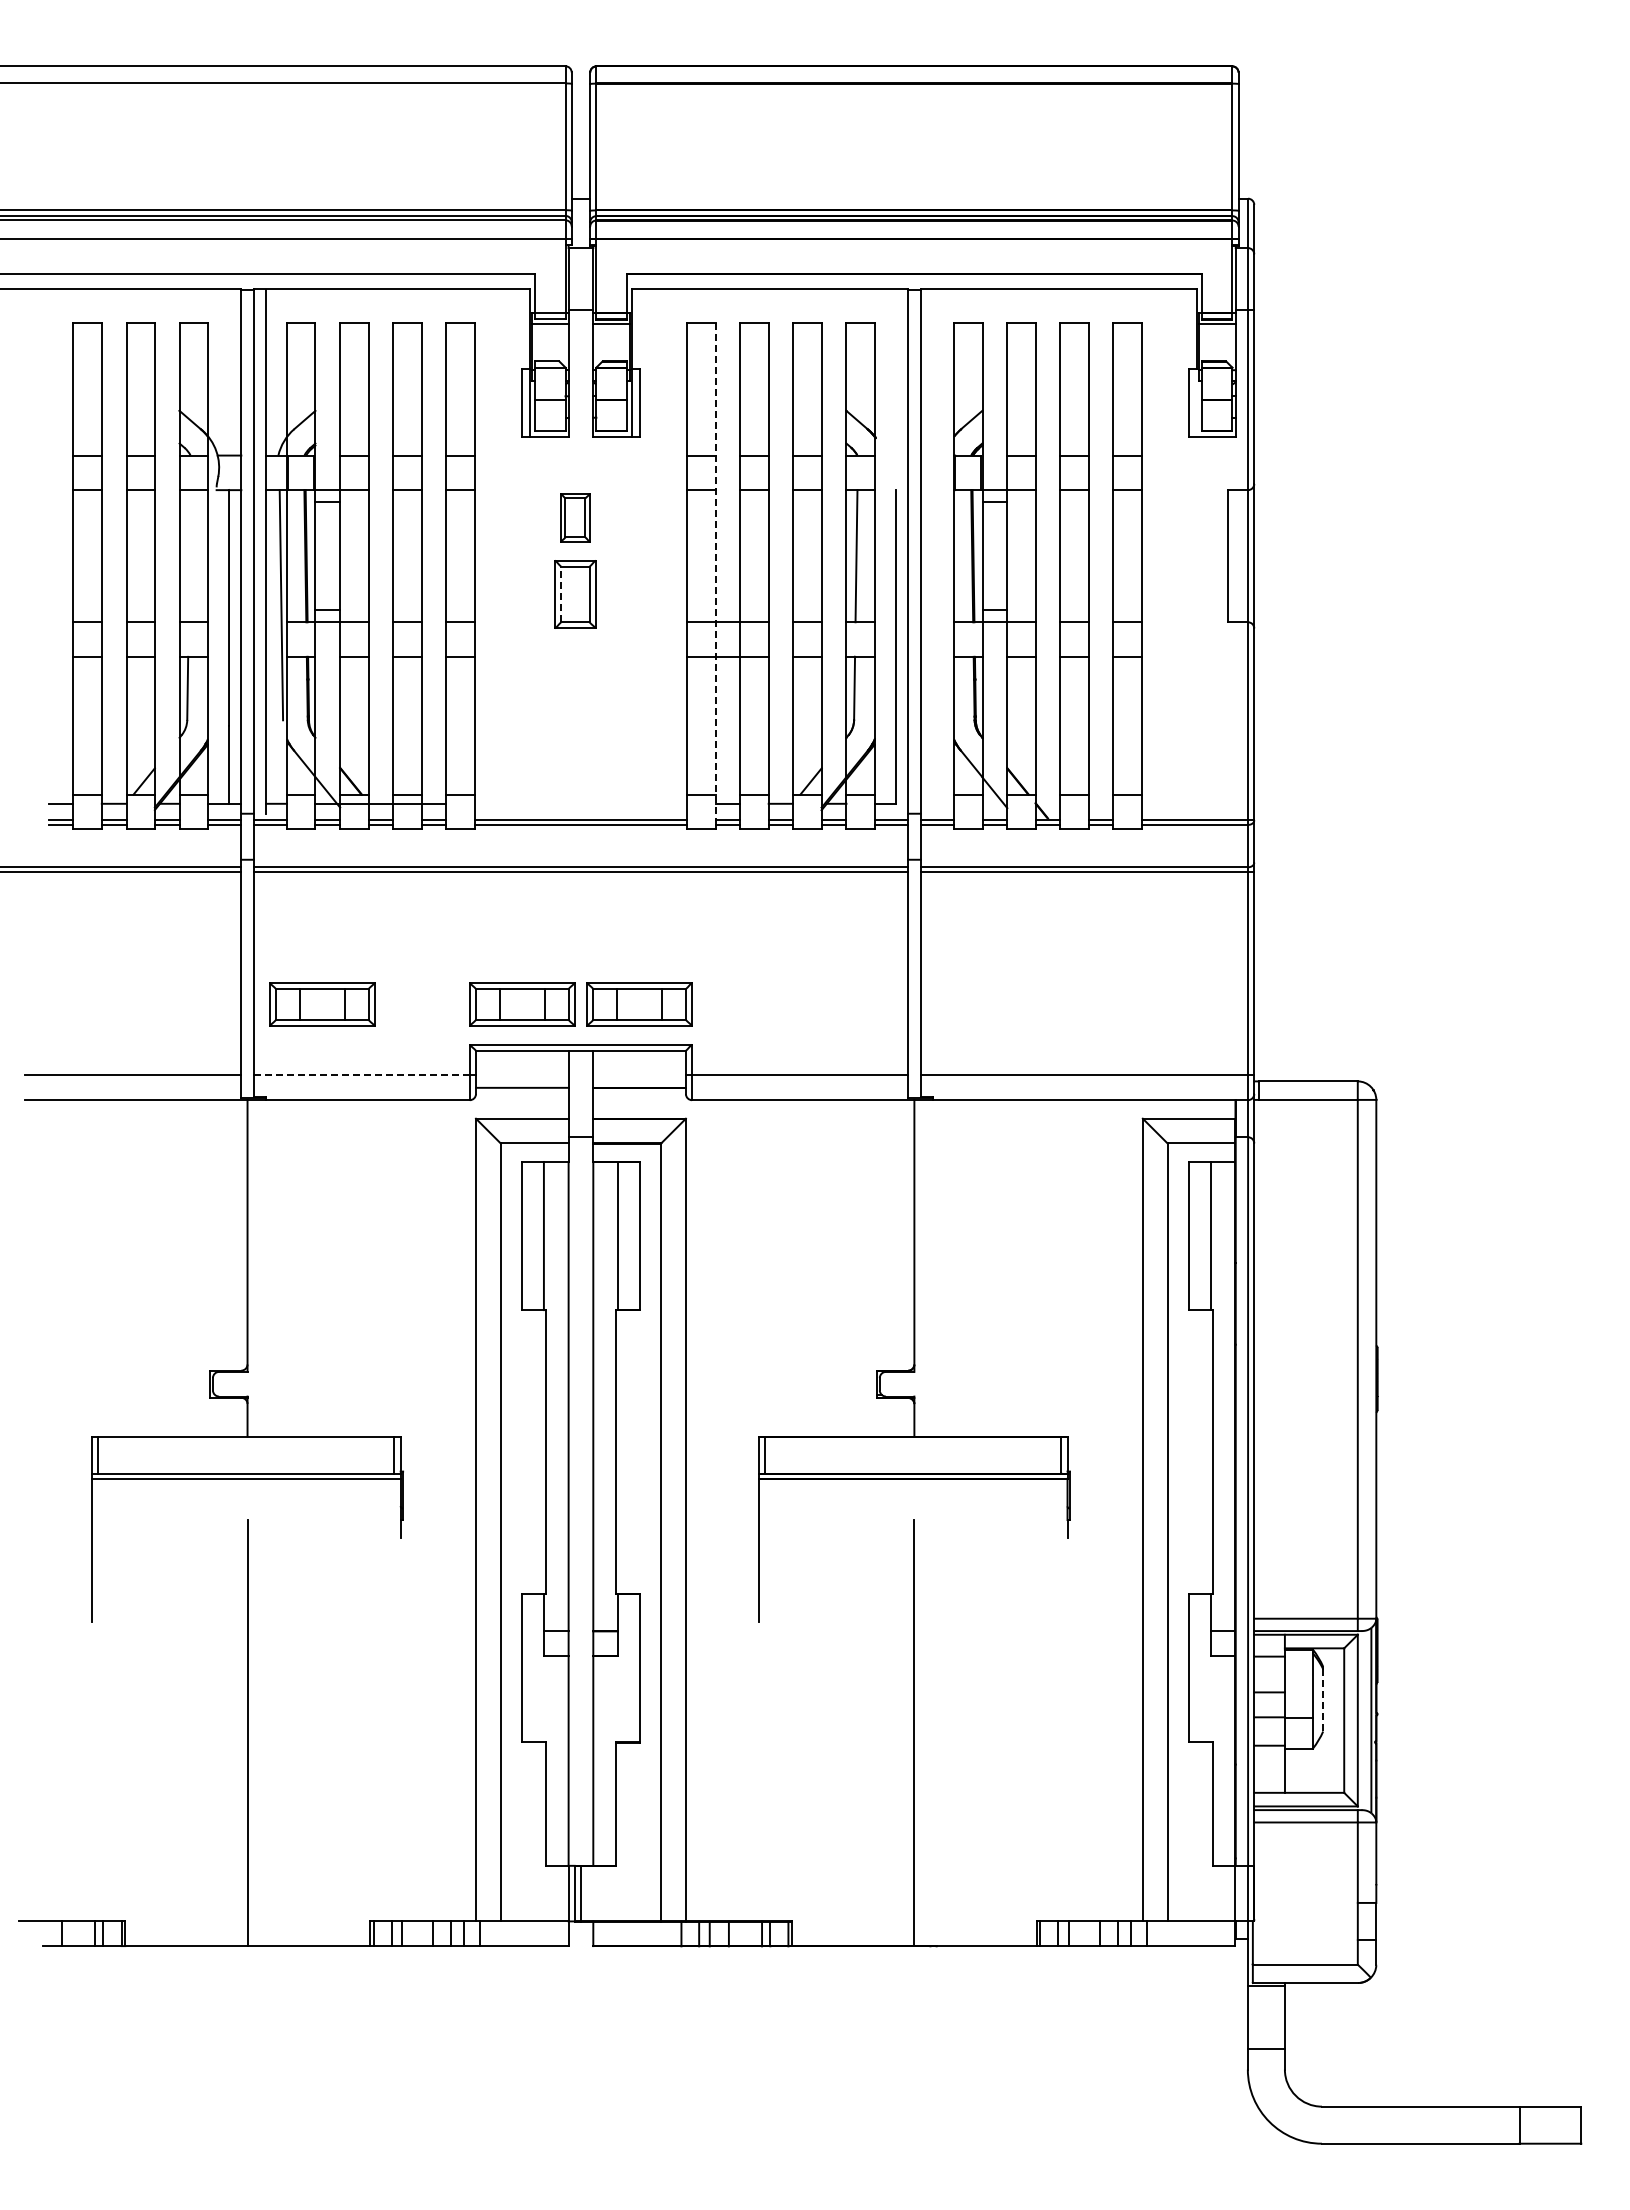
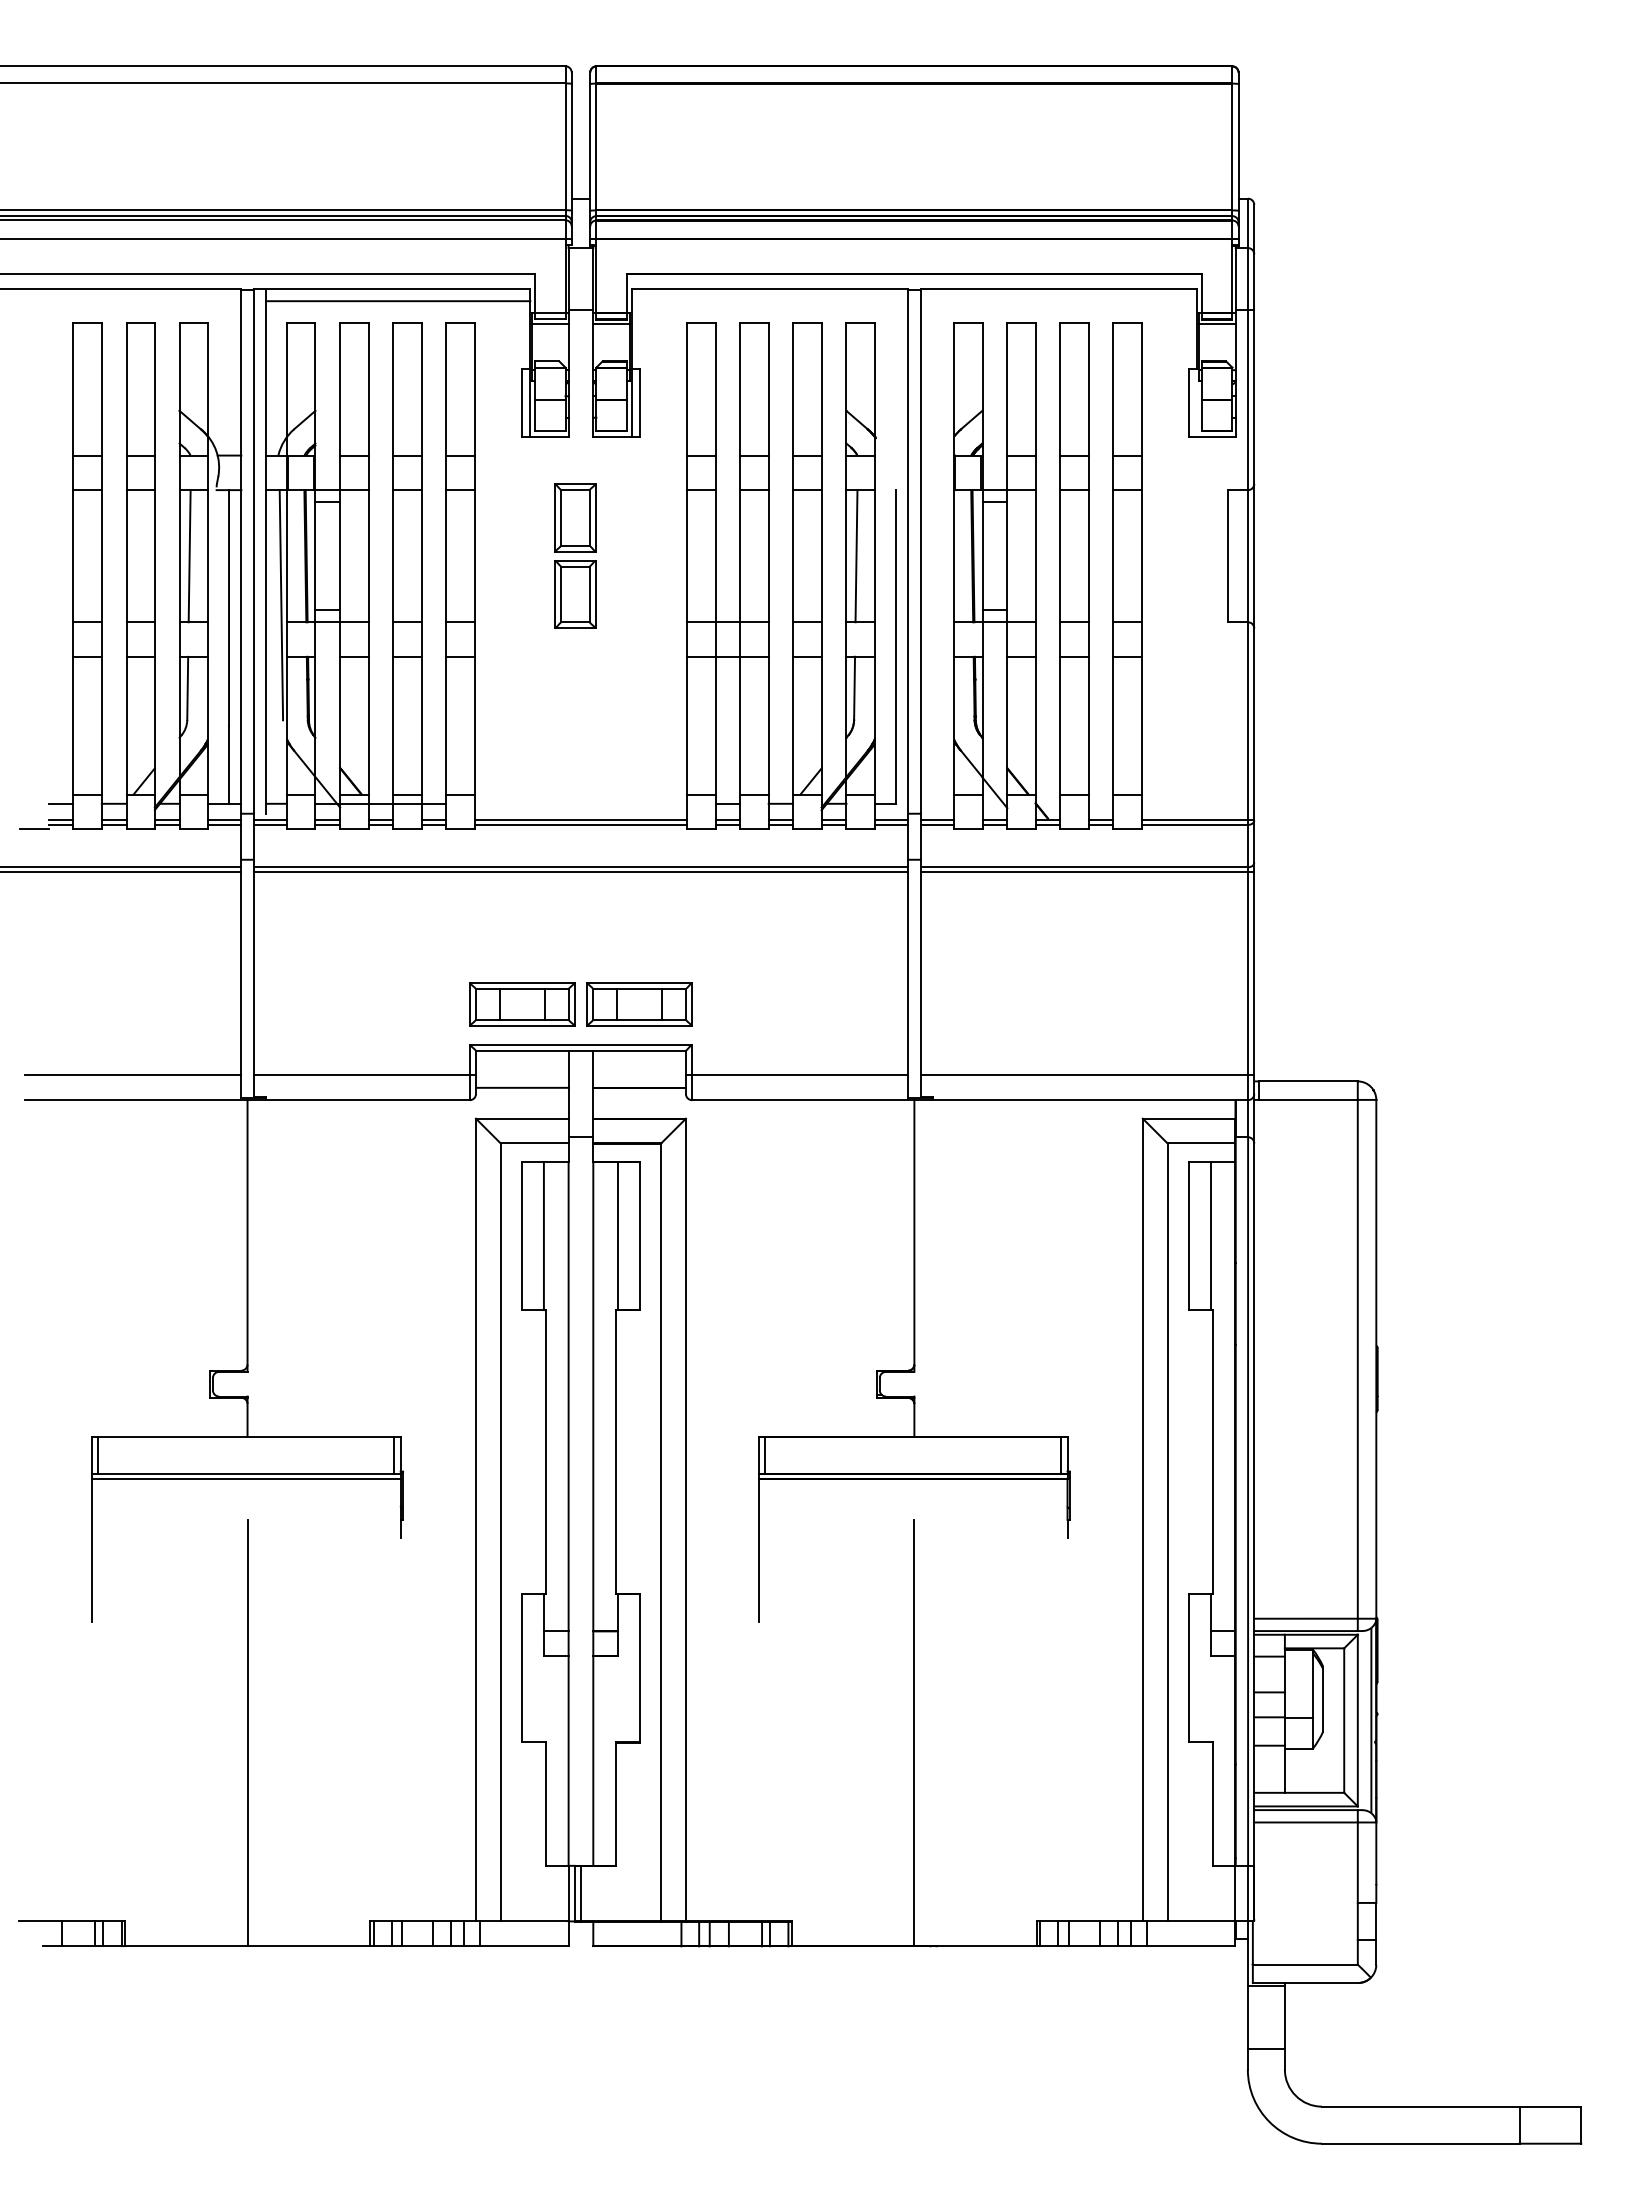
line: none -> present (398, 301)
part size: 31x50 px -> 43x70 px (575, 517)
line: none -> present (189, 556)
line: dashed -> solid (715, 572)
line: dashed -> solid (561, 594)
line: none -> present (34, 828)
part: present -> none (322, 1004)
line: dashed -> solid (362, 1075)
line: dashed -> solid (1323, 1700)
